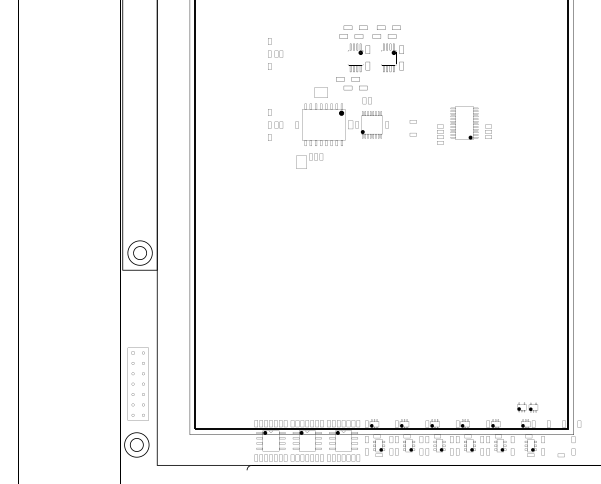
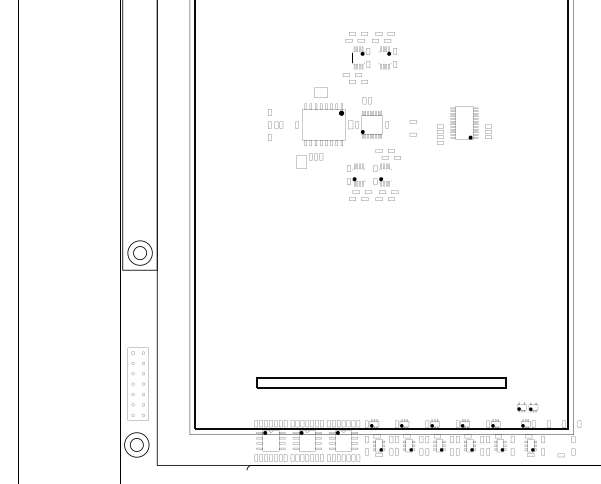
part: present -> none (275, 53)
part size: 68x66 px -> 54x52 px (369, 57)
part: none -> present (373, 174)
part: none -> present (381, 382)
